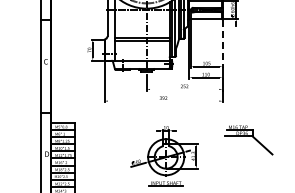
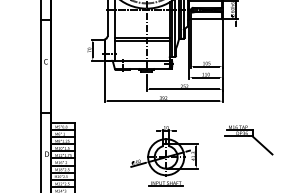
line: dashed -> solid (222, 43)
line: none -> present (184, 89)
line: none -> present (163, 101)
